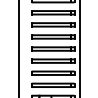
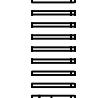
line: present -> none (18, 48)
line: present -> none (79, 48)
